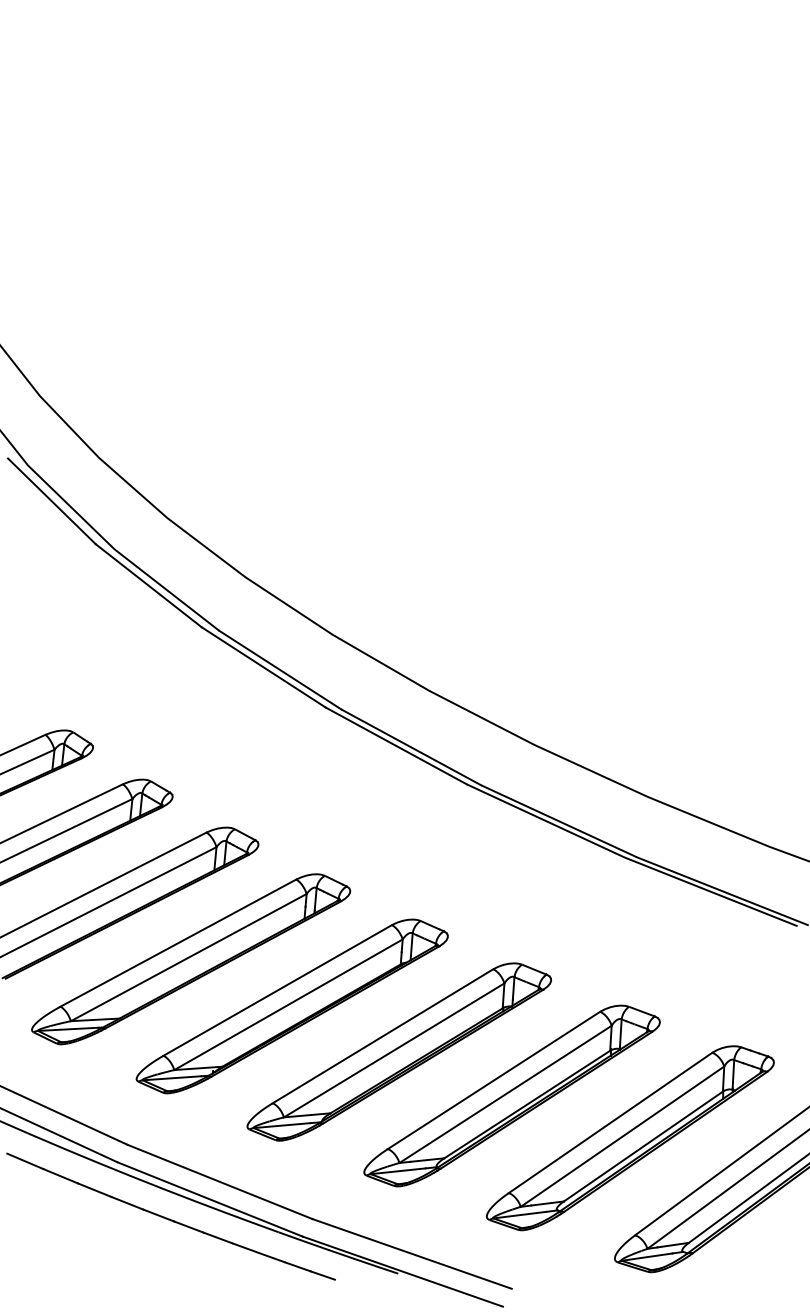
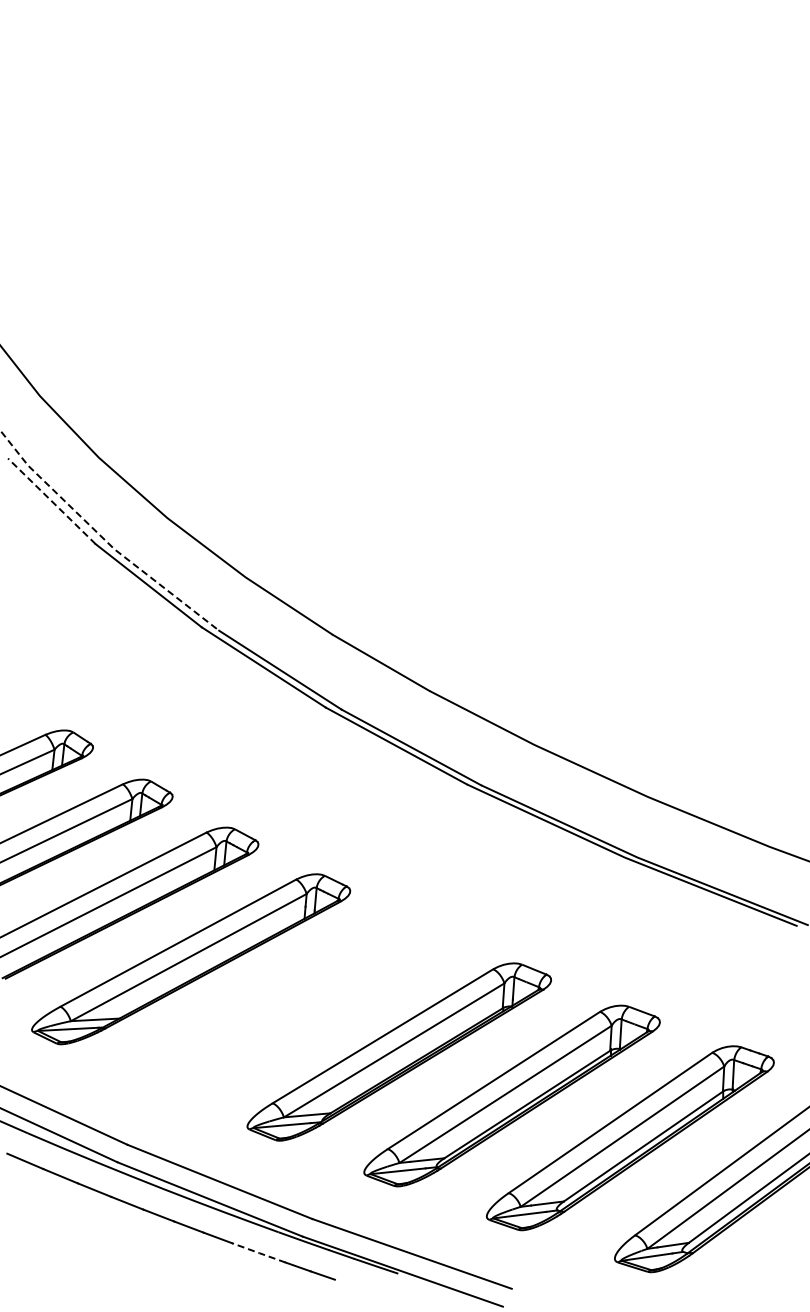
line: solid -> dashed (51, 500)
line: solid -> dashed (103, 538)
part: present -> none (291, 1006)
line: solid -> dashed (258, 1252)
